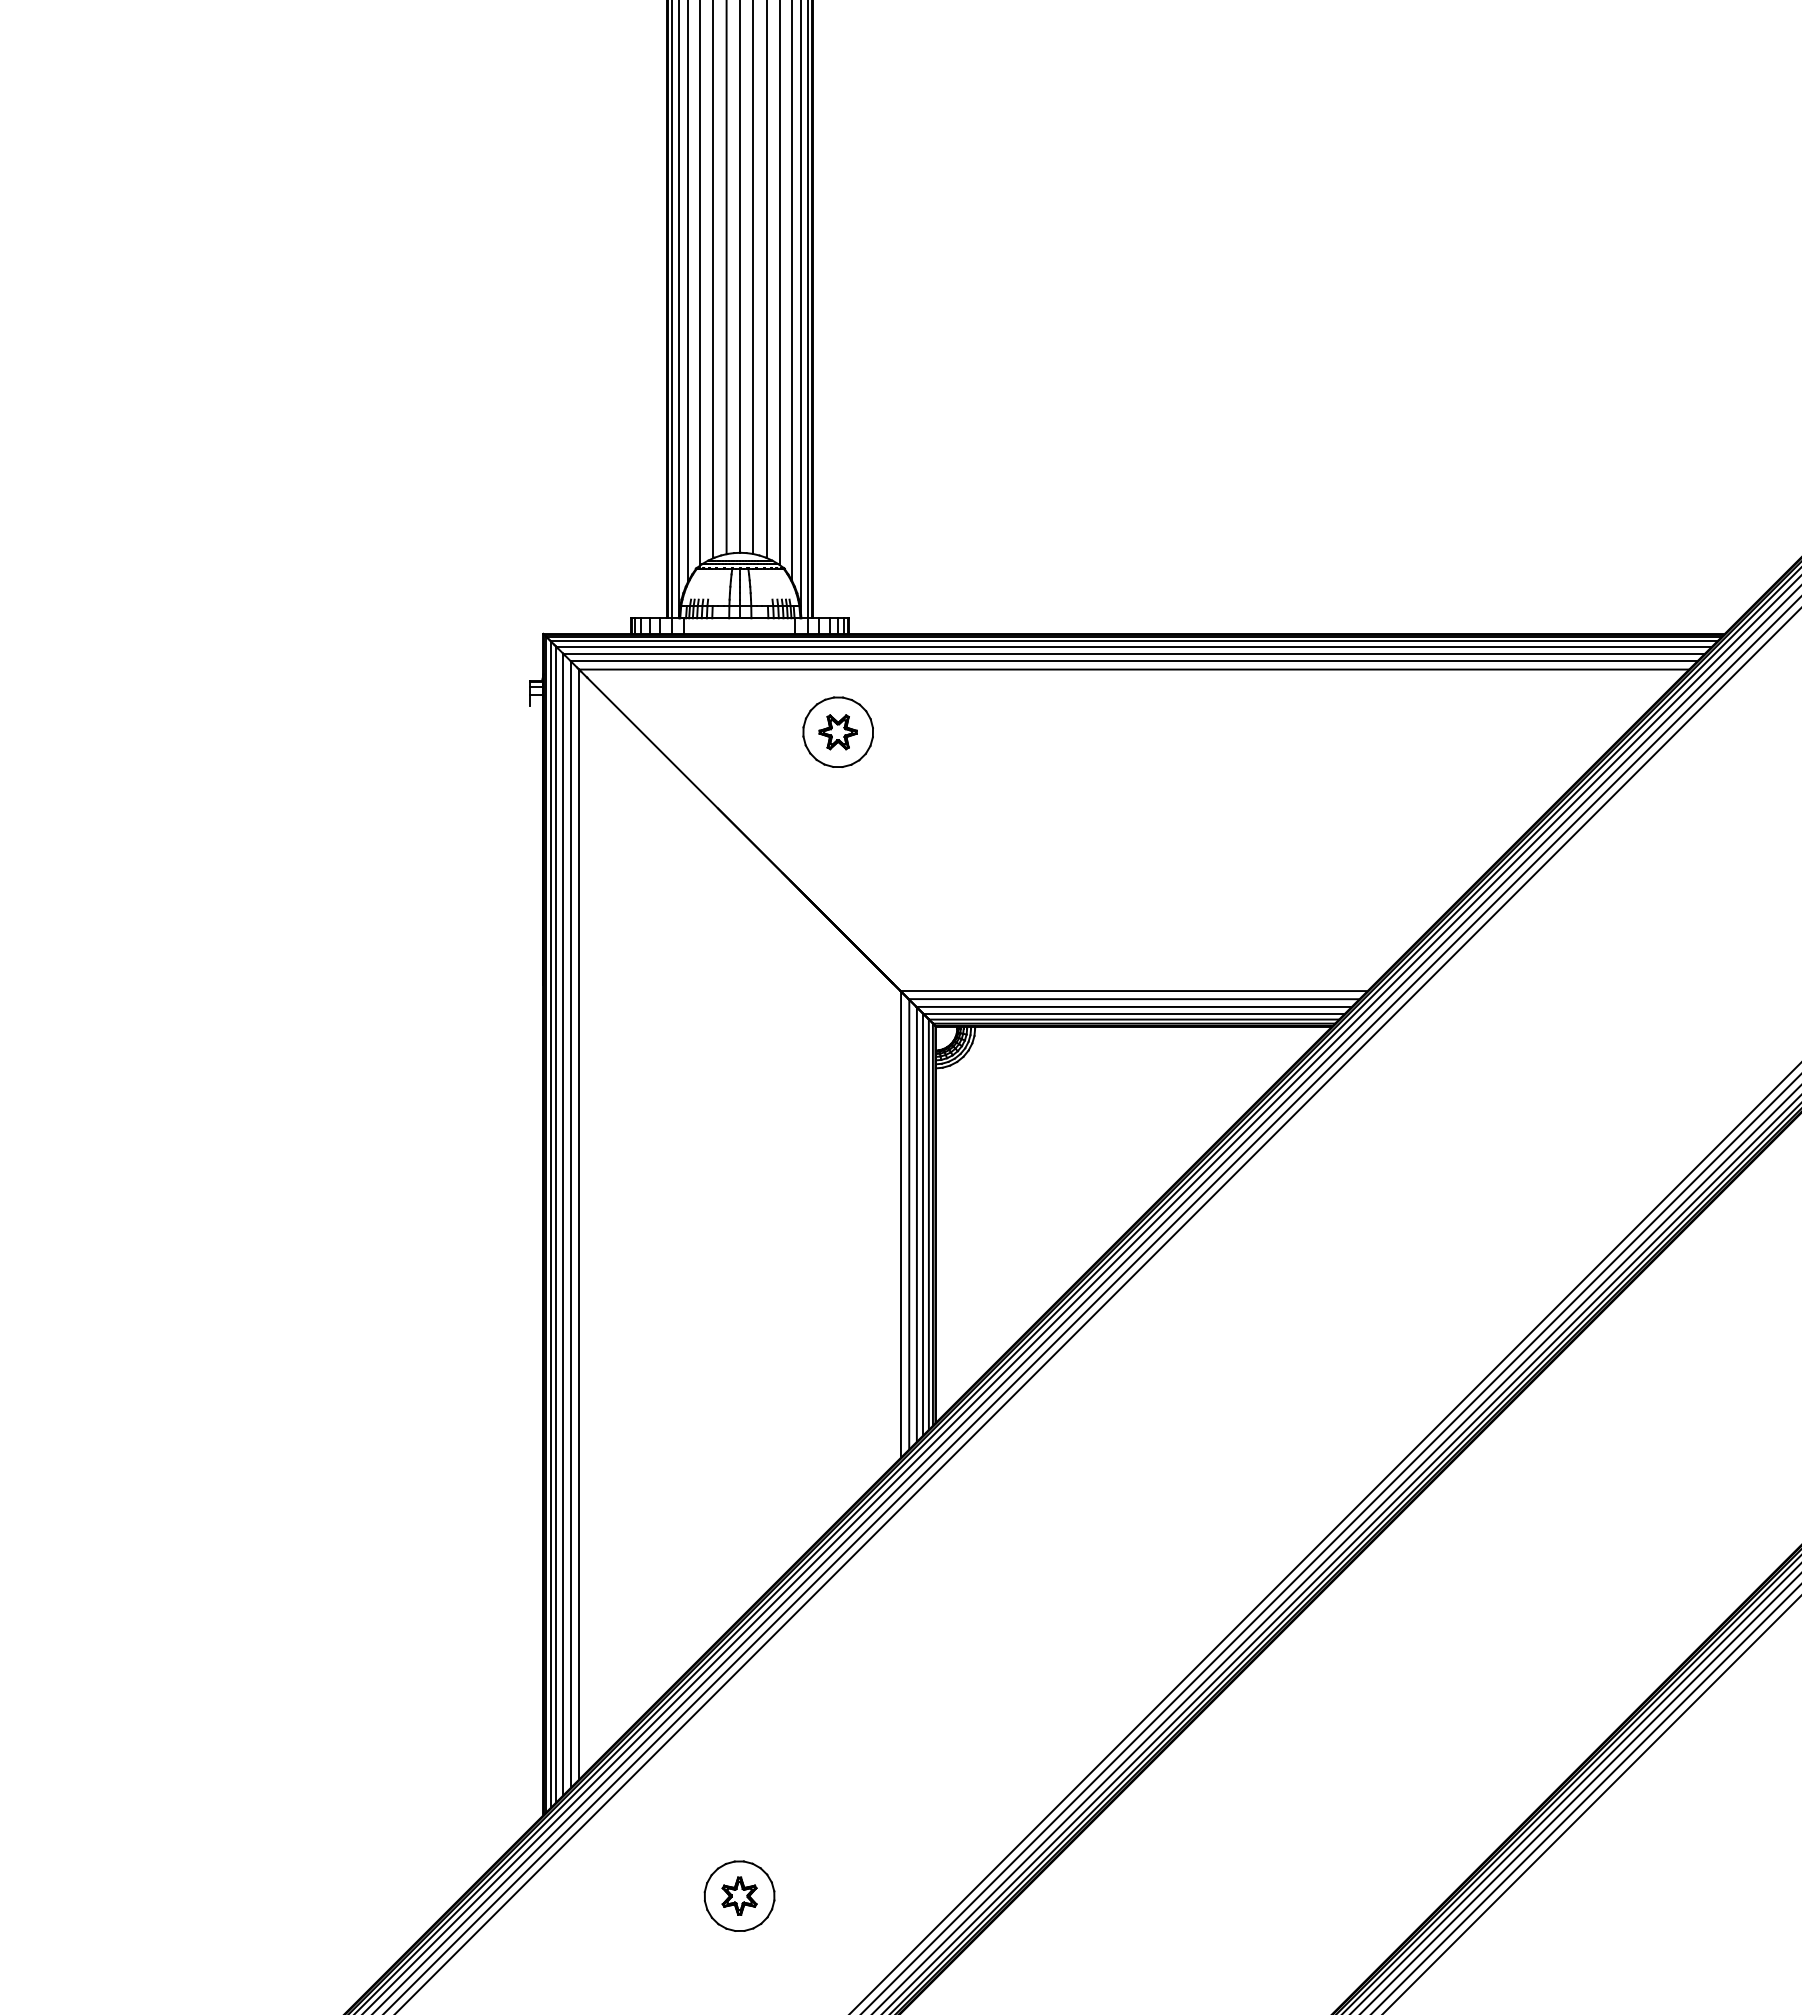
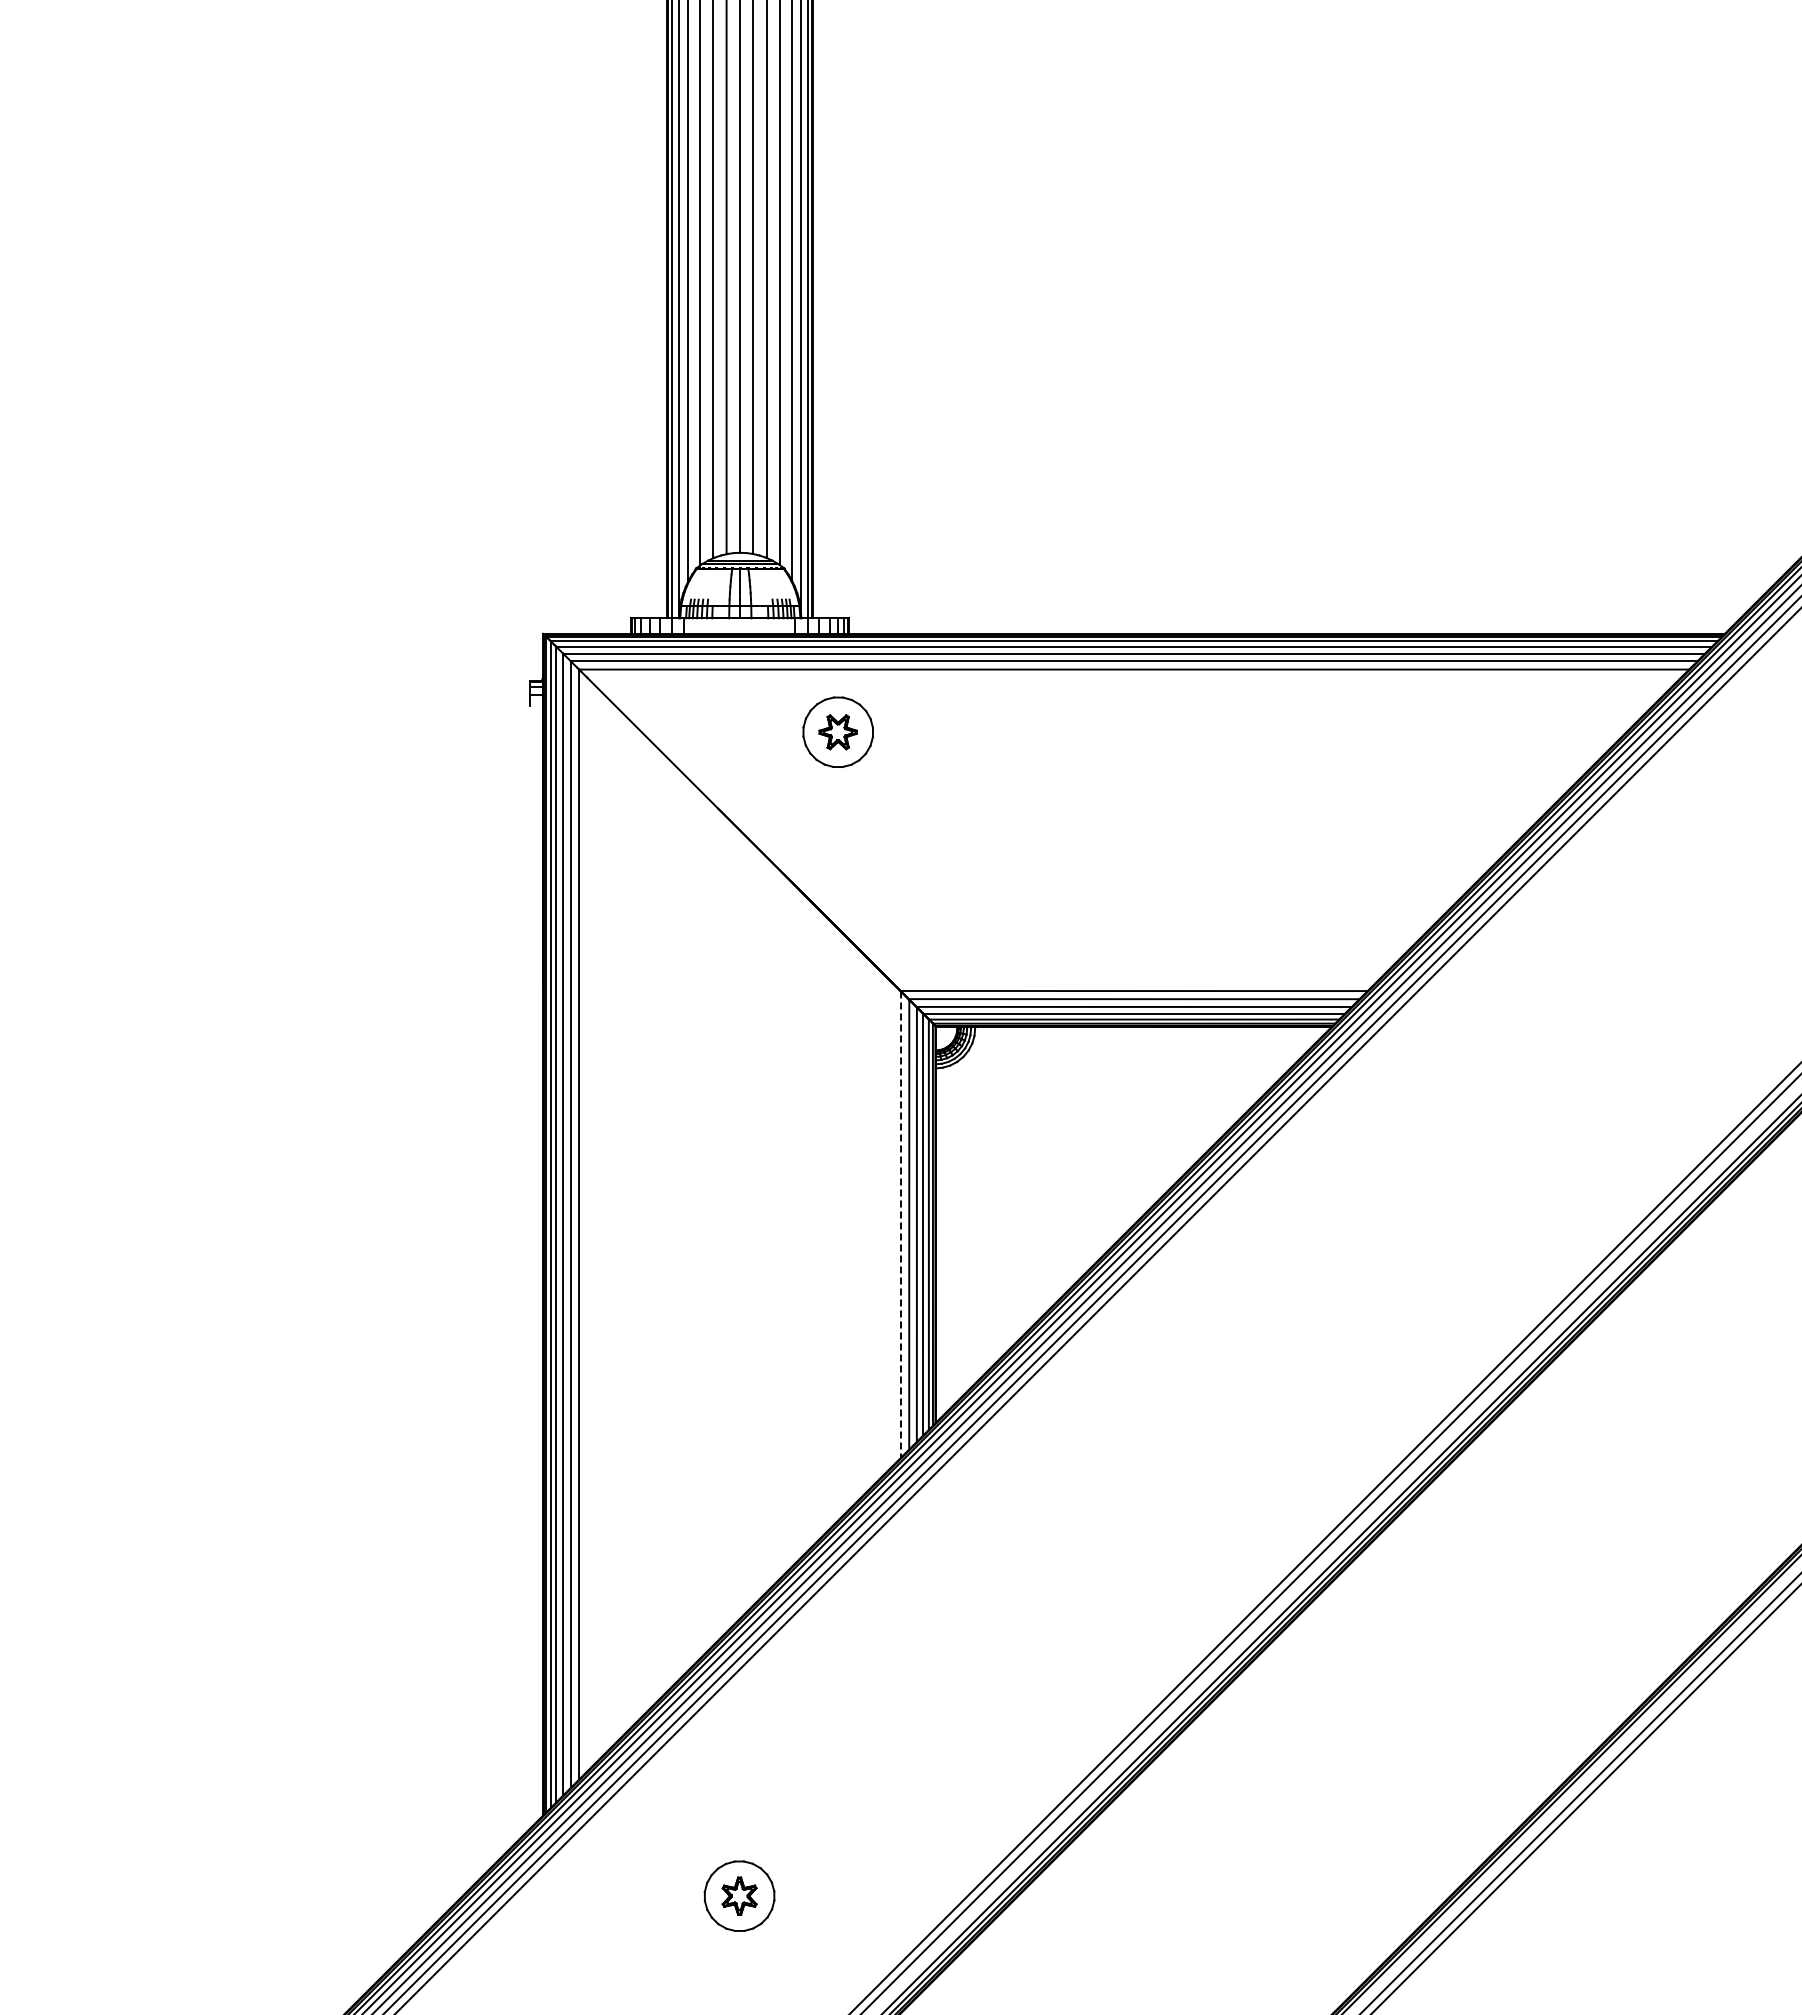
line: solid -> dashed (901, 1225)
line: present -> none (1336, 1549)
line: present -> none (1575, 1788)
line: present -> none (1591, 1804)
